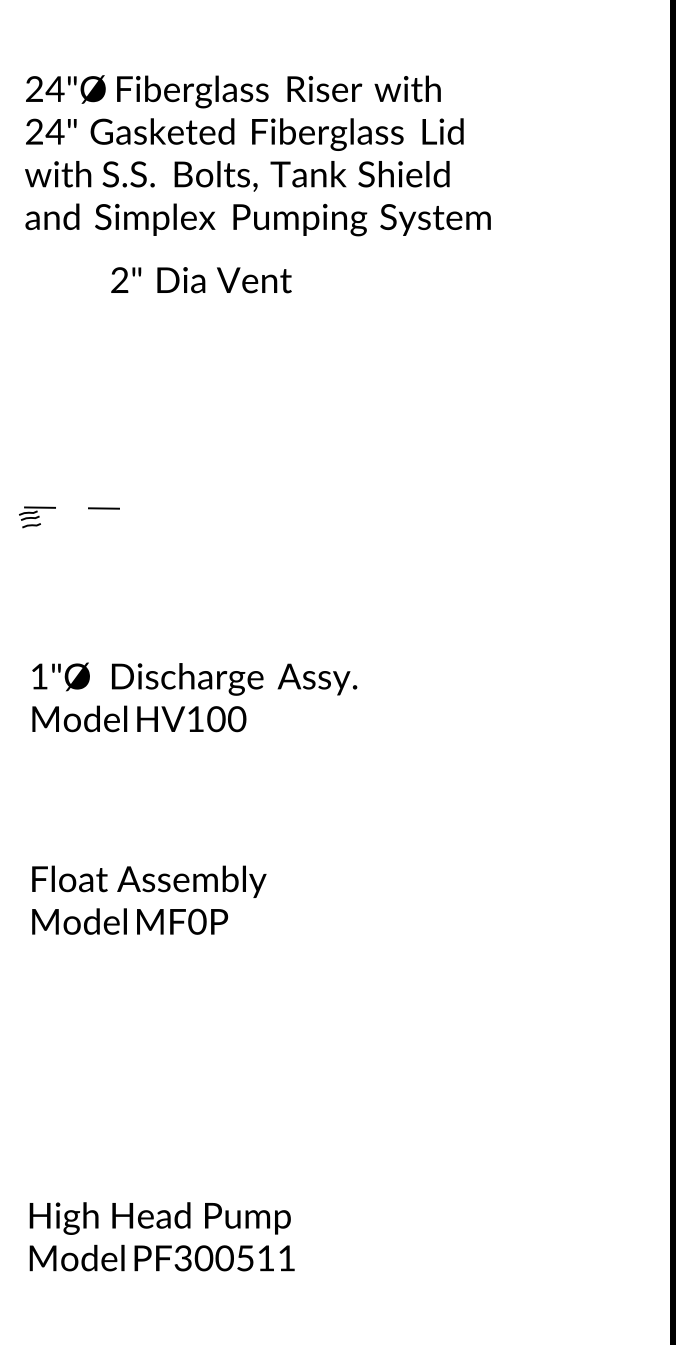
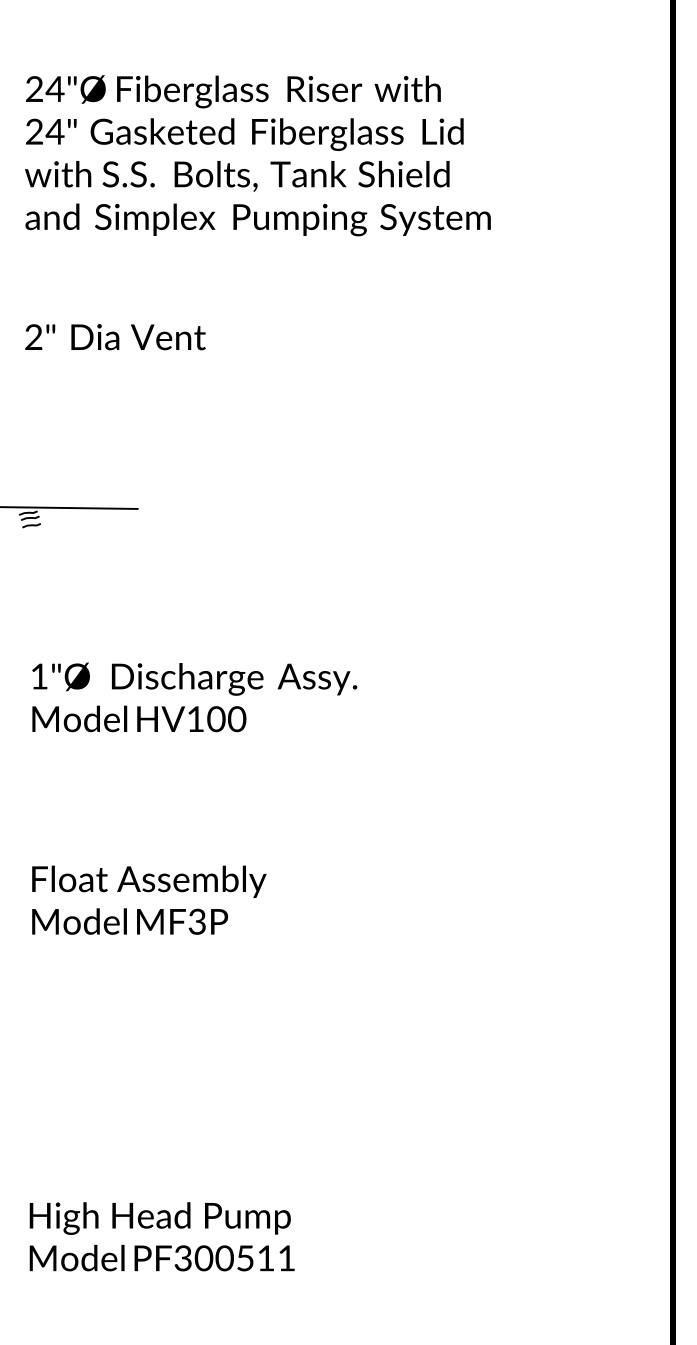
text position: (201, 280) -> (115, 337) (115, 337)
line: dashed -> solid (69, 508)
text: MF0P -> MF3P (197, 921)
